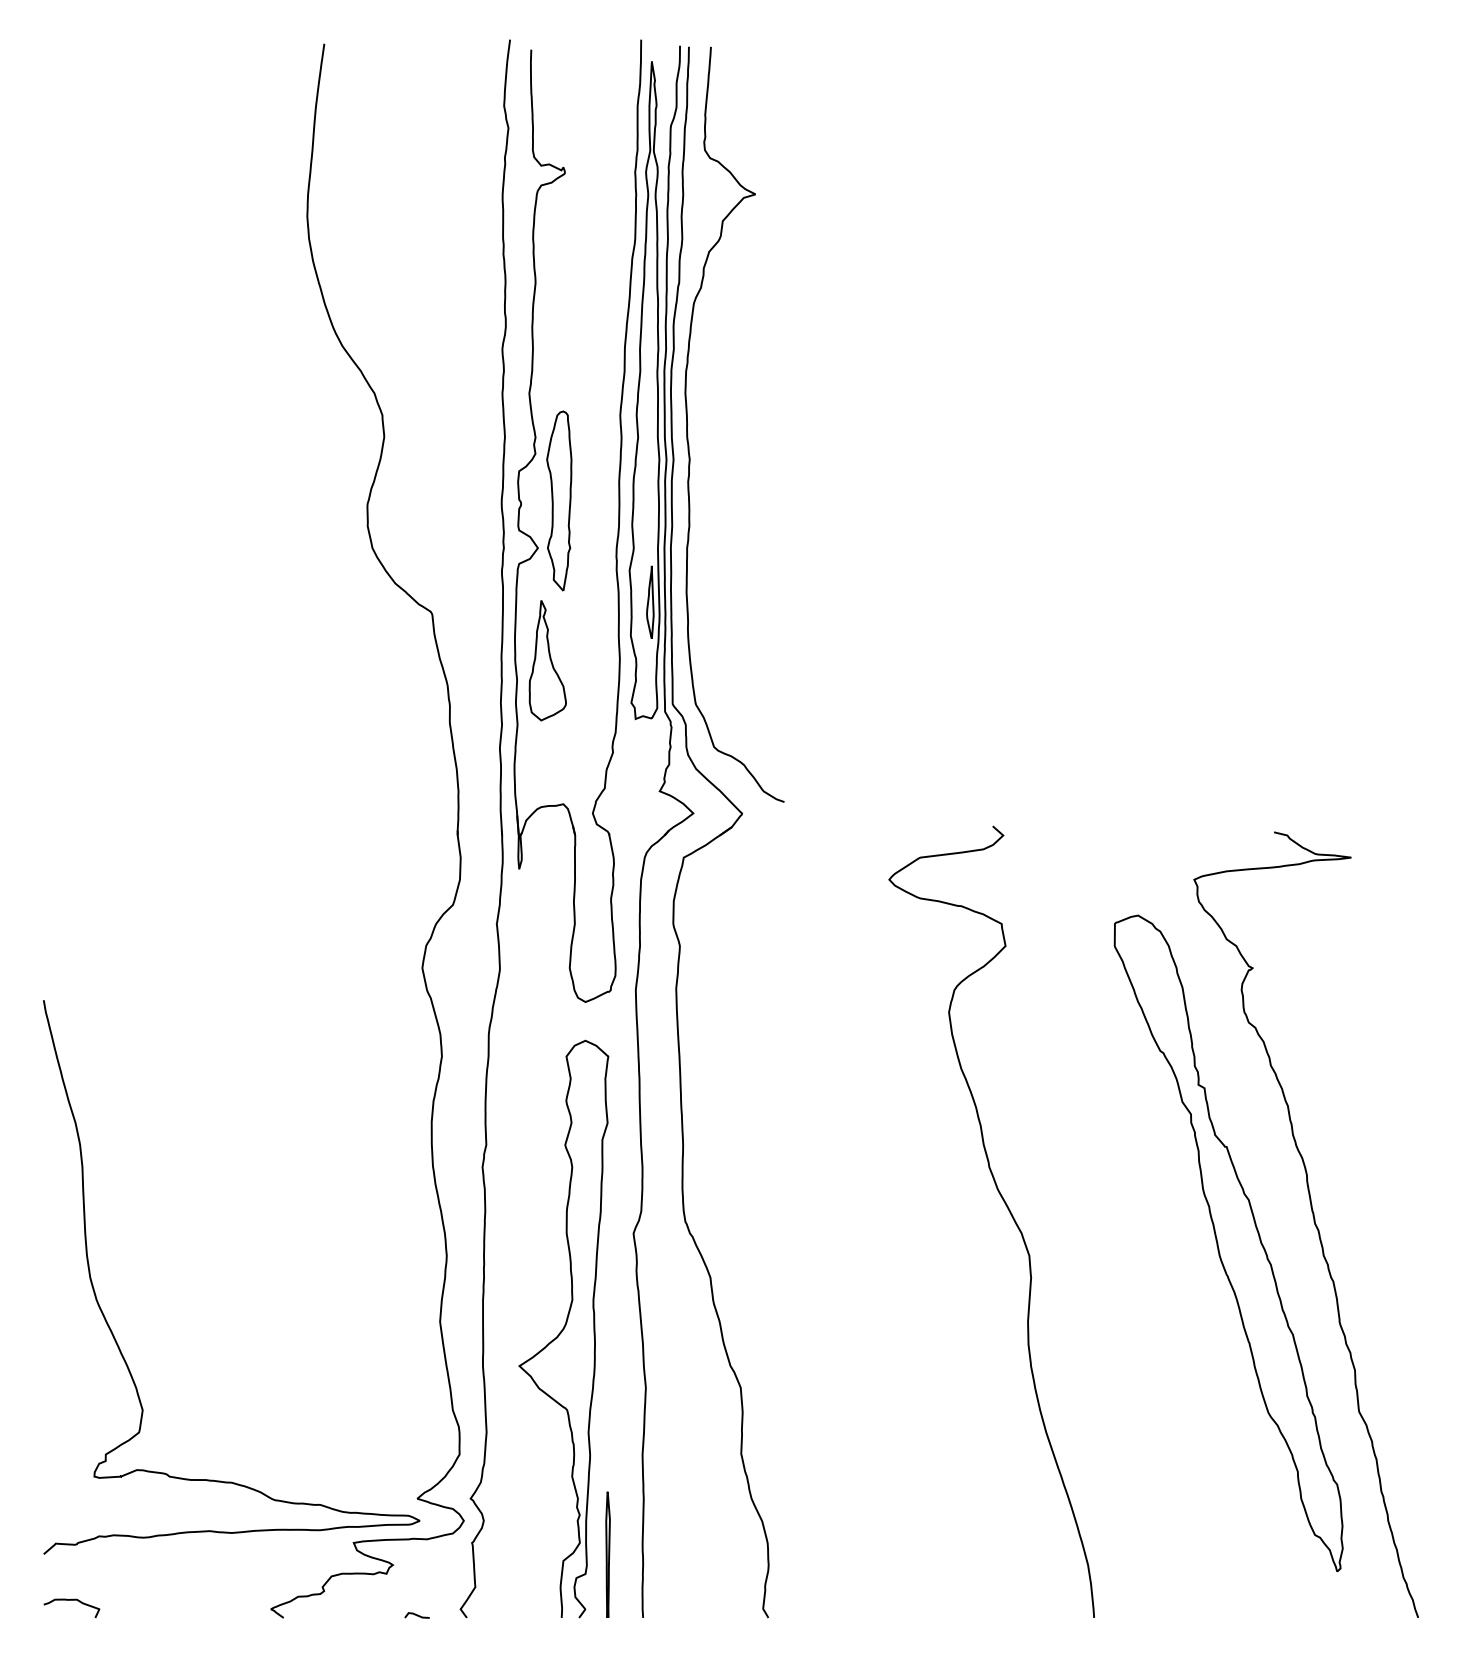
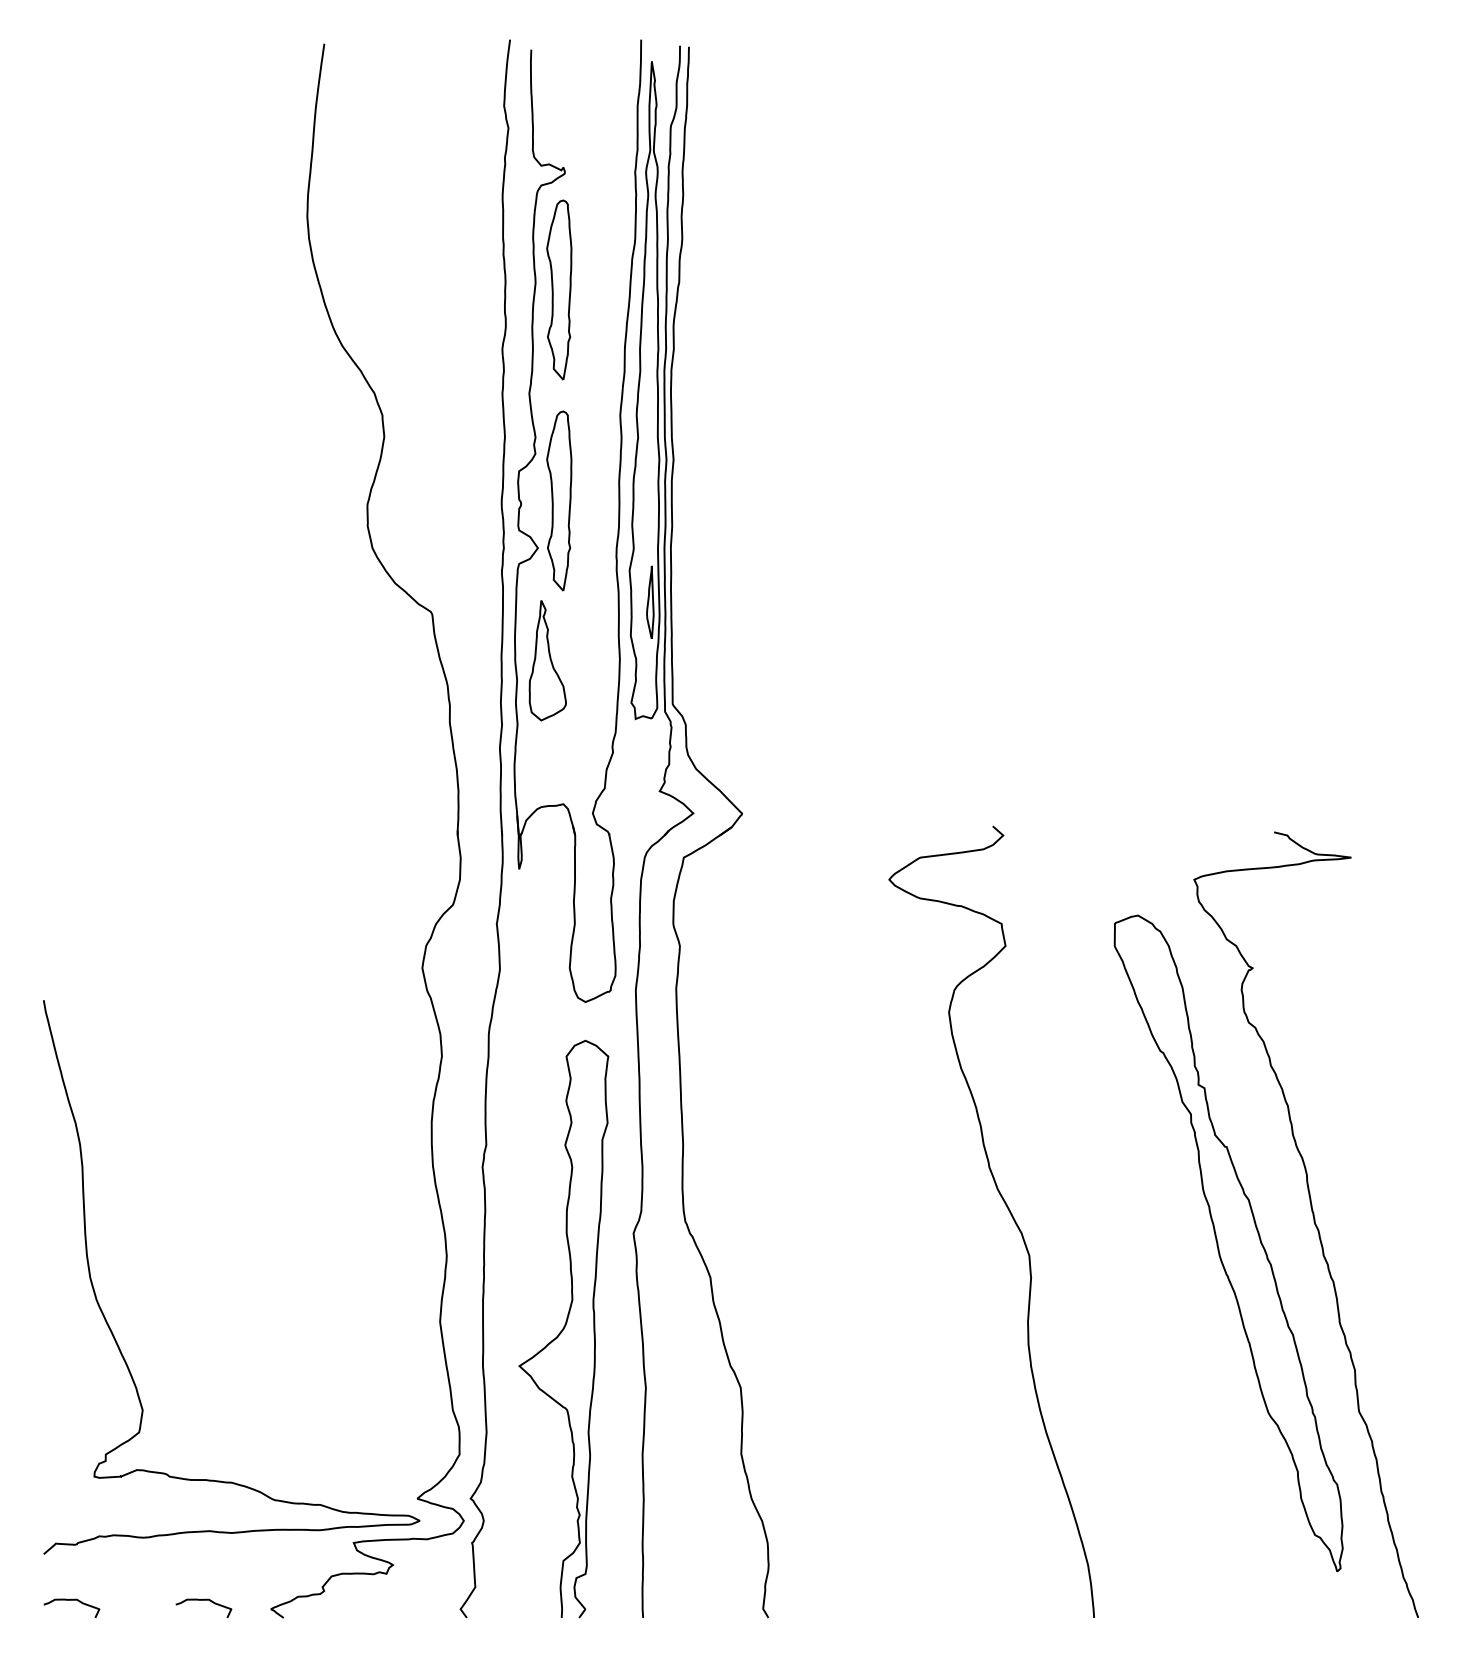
part: none -> present (559, 289)
curve: present -> none (687, 424)
curve: present -> none (607, 1554)
curve: none -> present (203, 1600)
line: present -> none (416, 1615)
